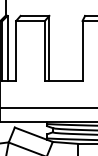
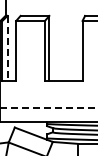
line: solid -> dashed (7, 48)
line: solid -> dashed (49, 107)
